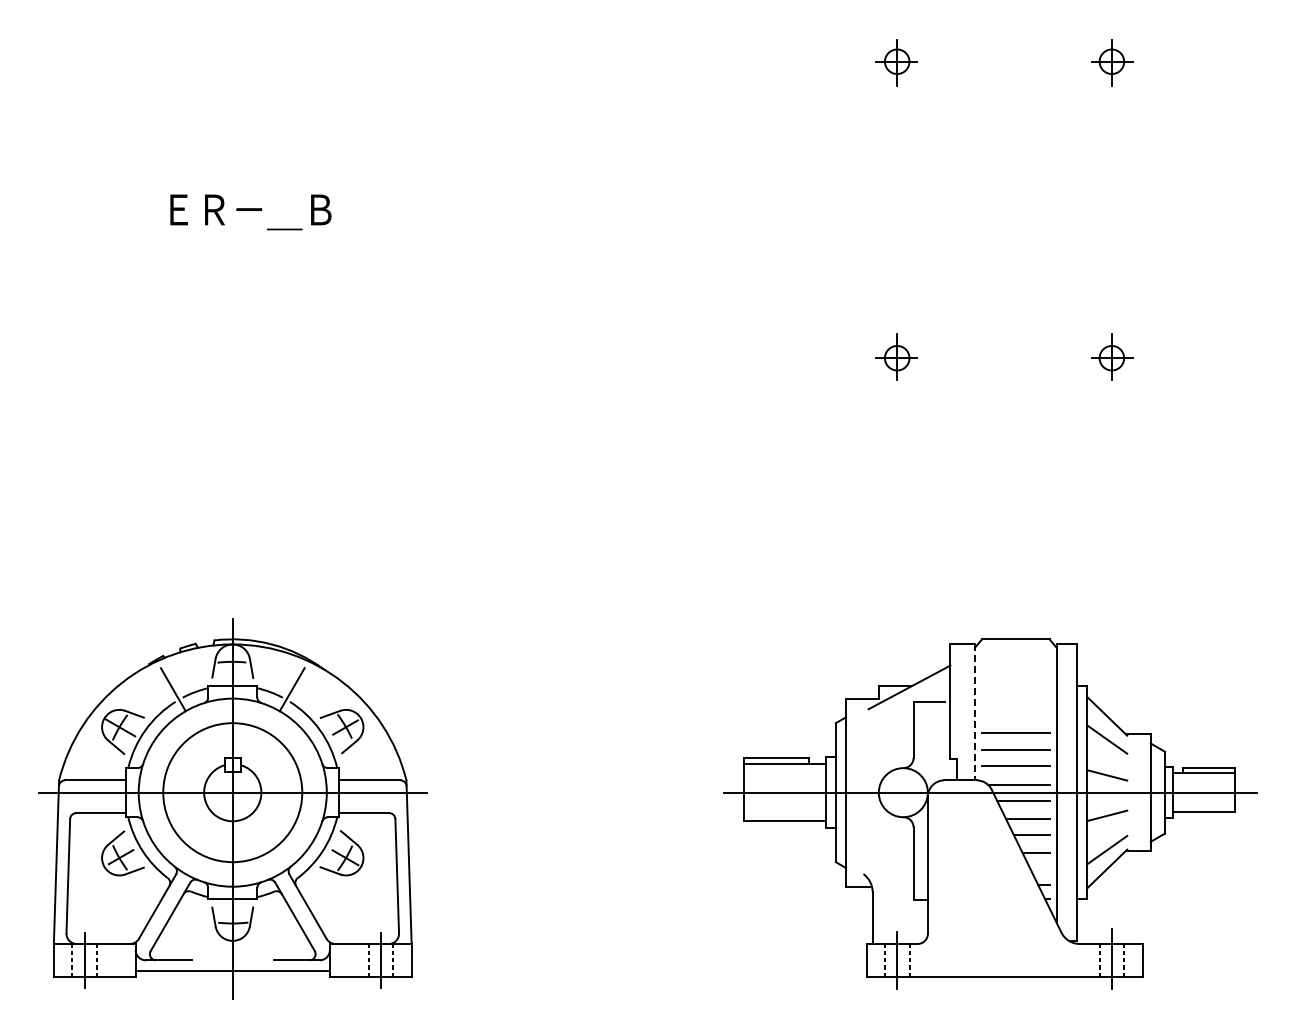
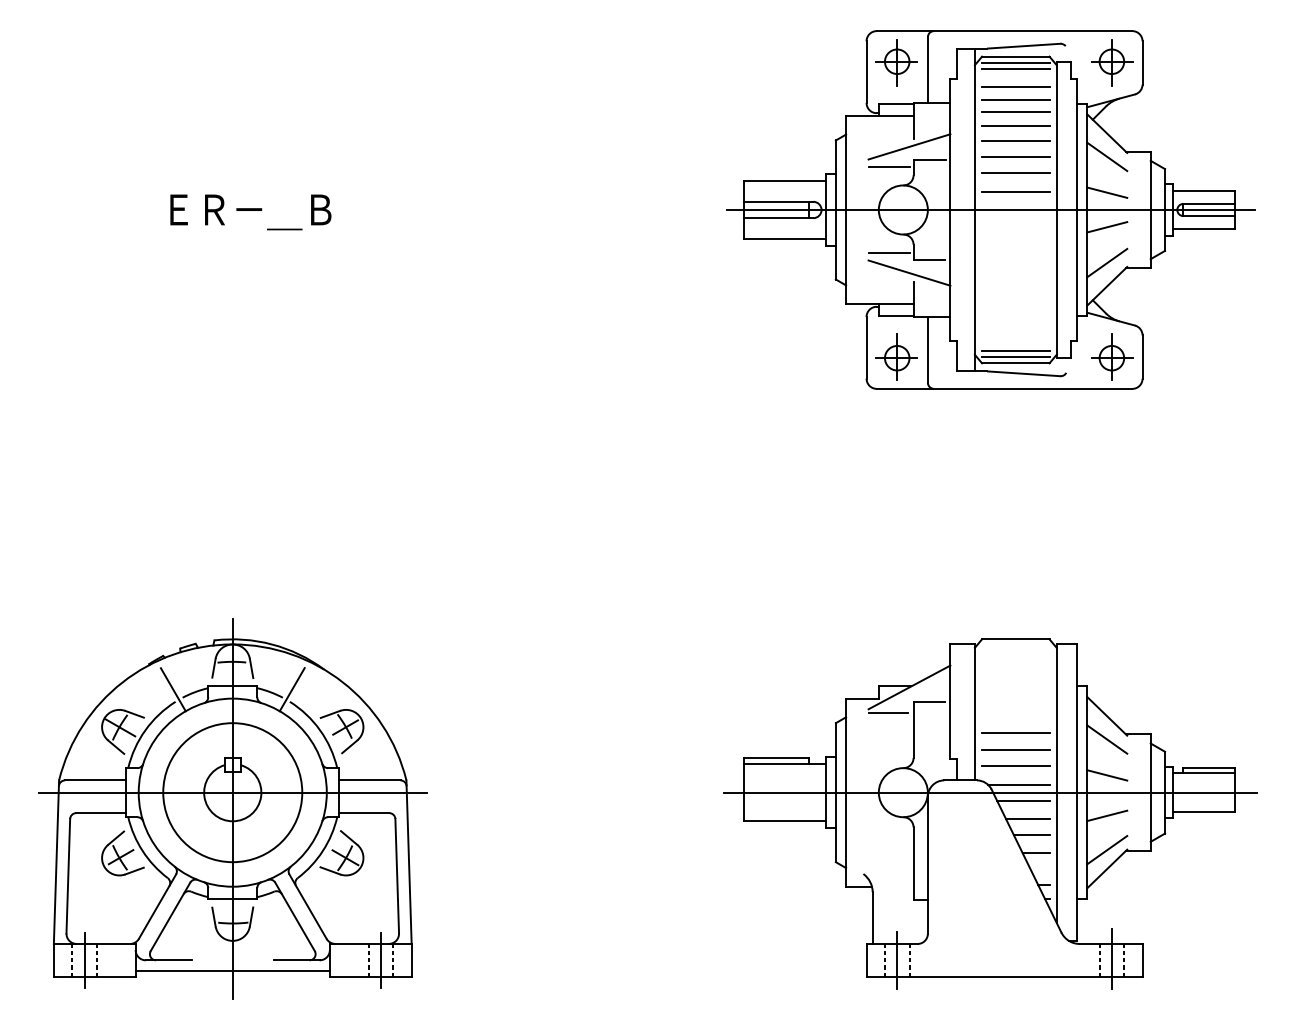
part: none -> present (990, 209)
line: dashed -> solid (974, 712)
line: none -> present (888, 713)
